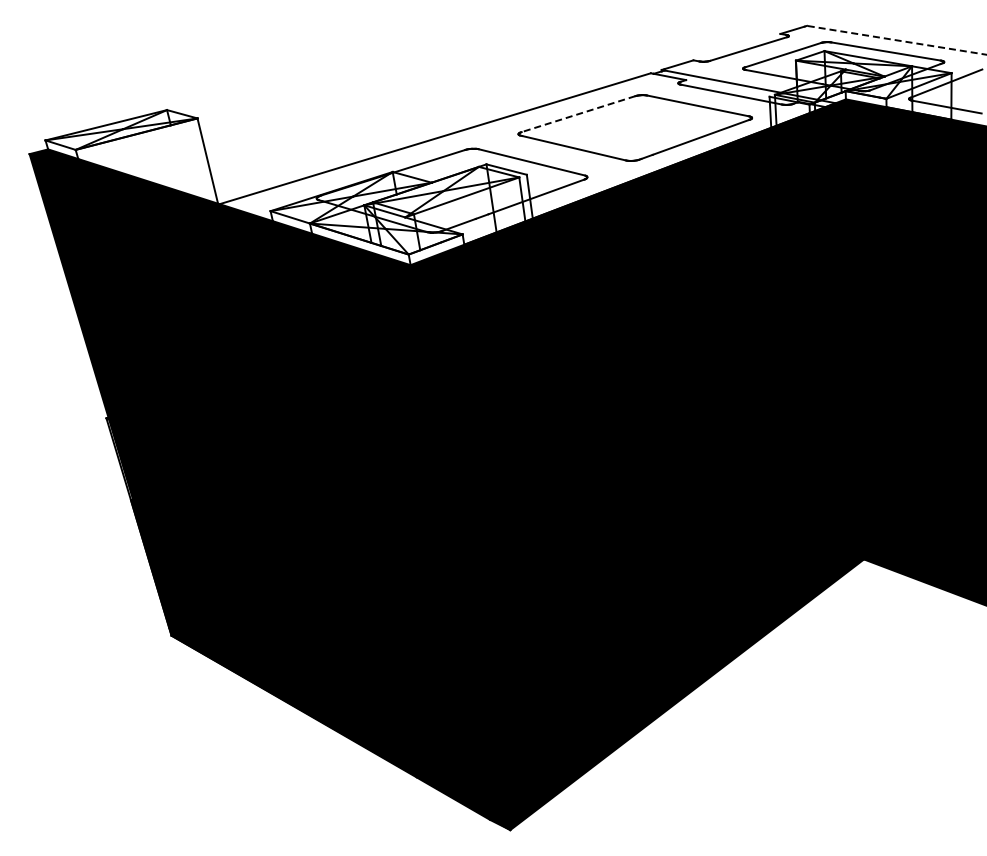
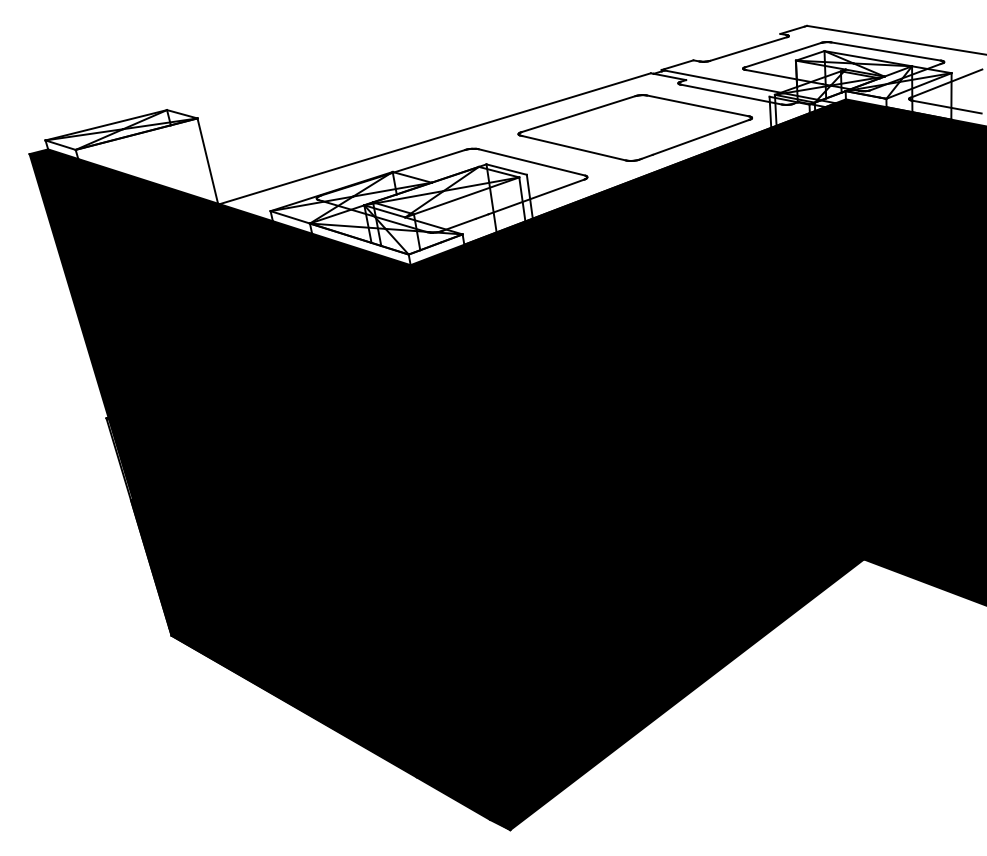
line: dashed -> solid (896, 40)
line: dashed -> solid (578, 114)
